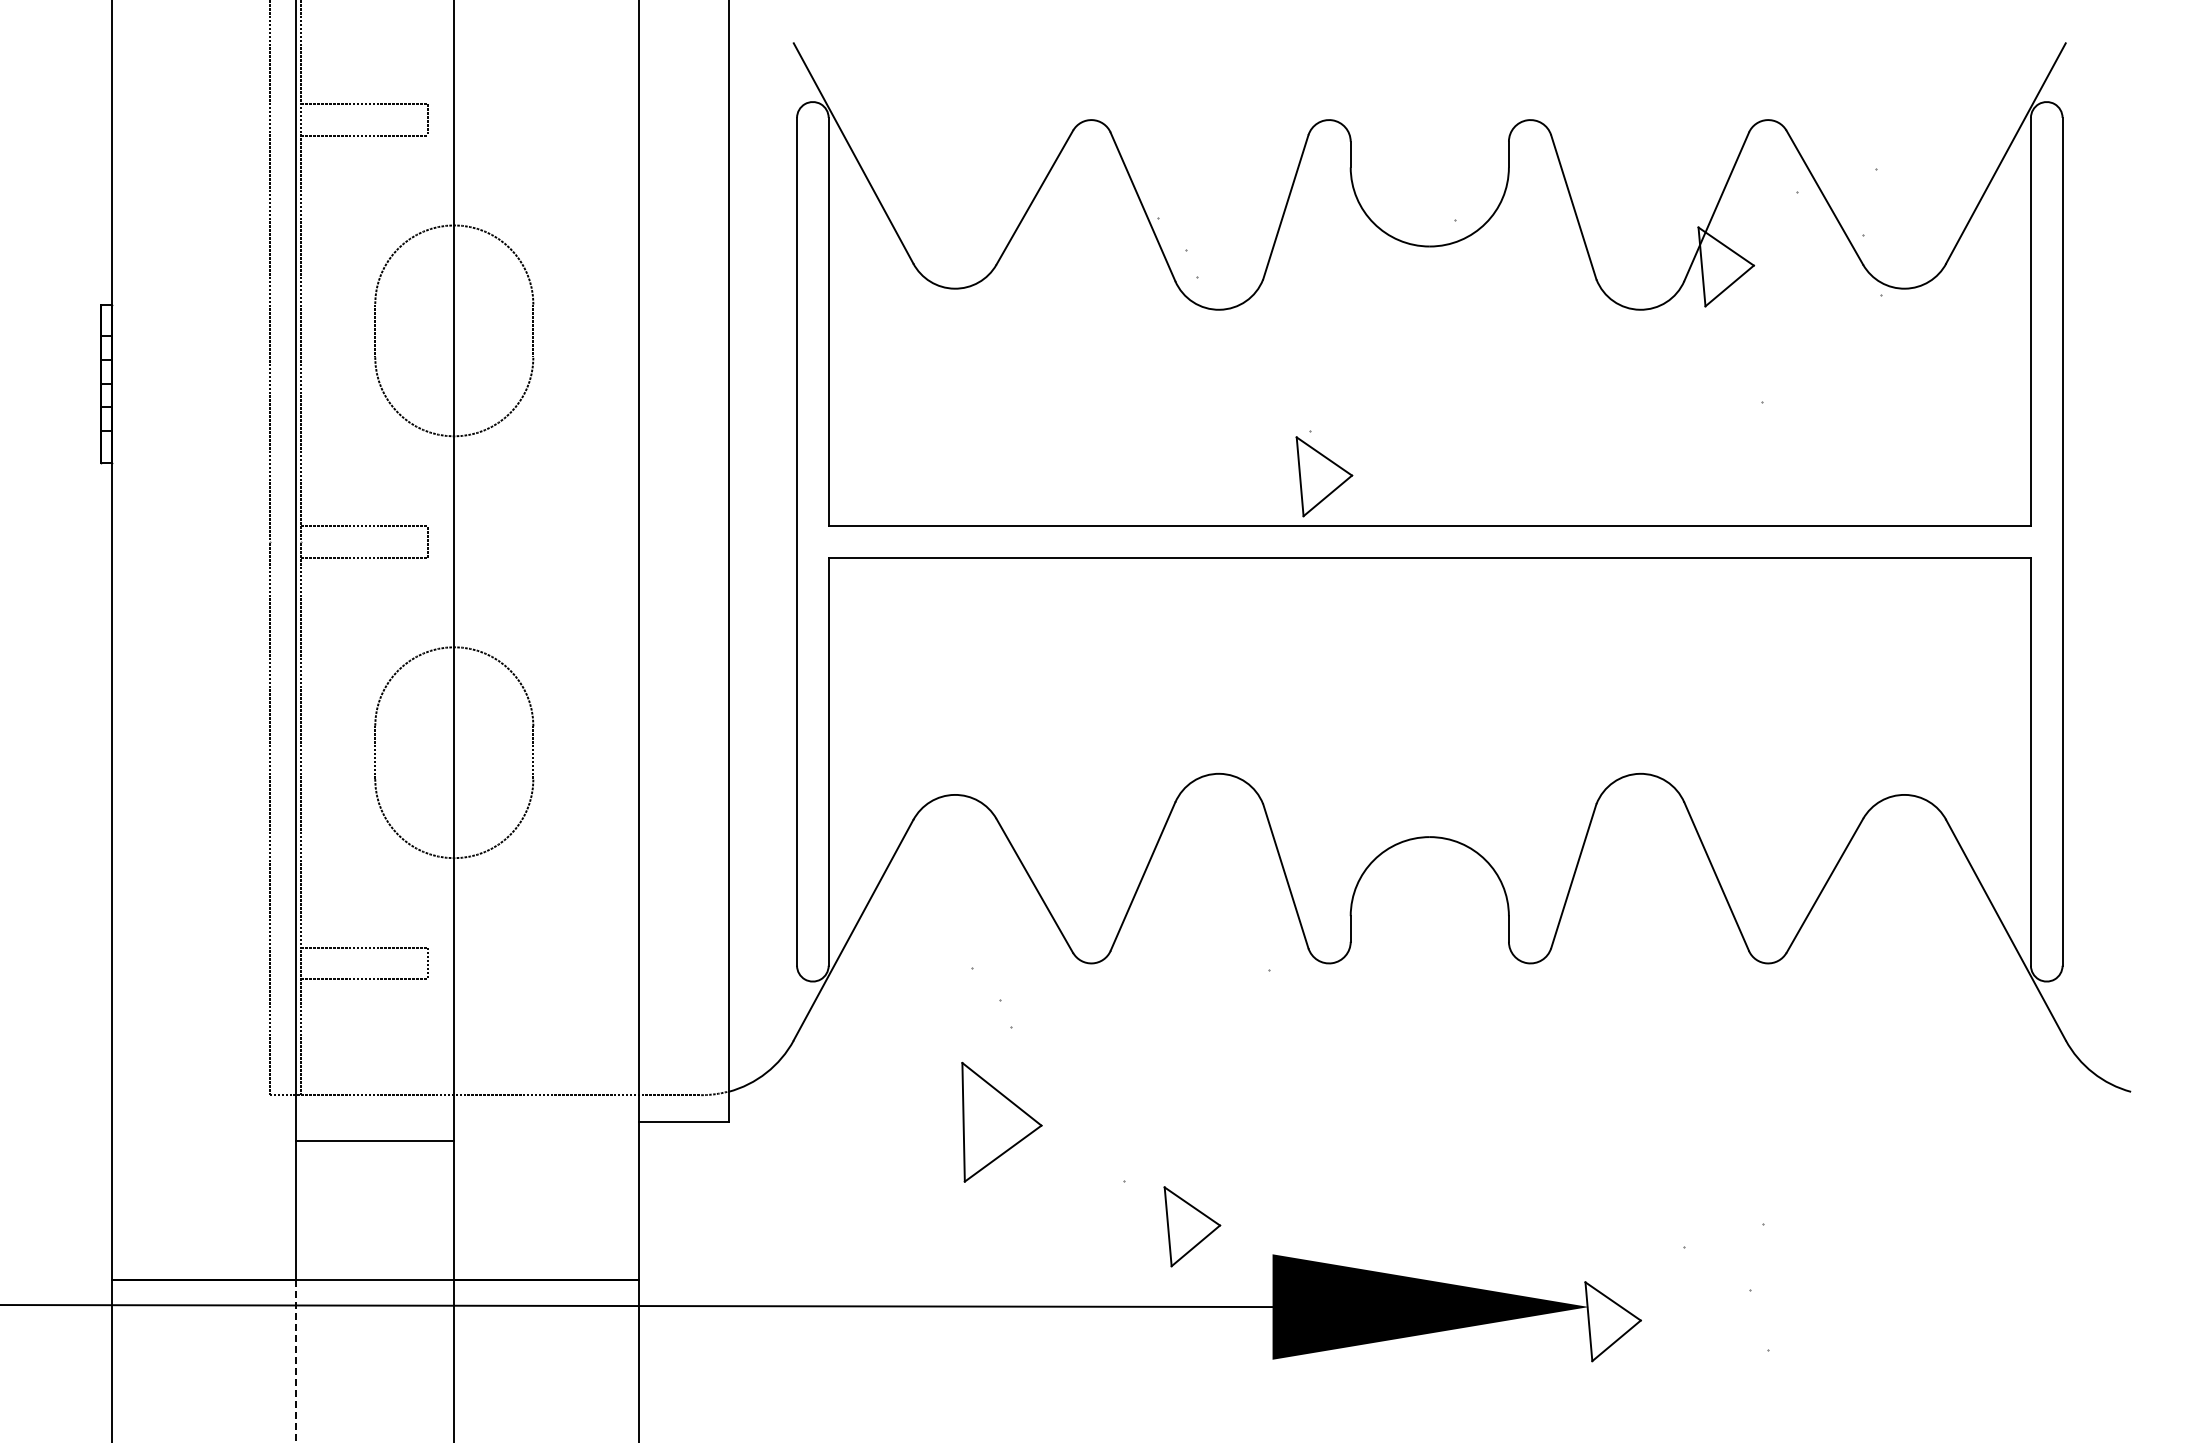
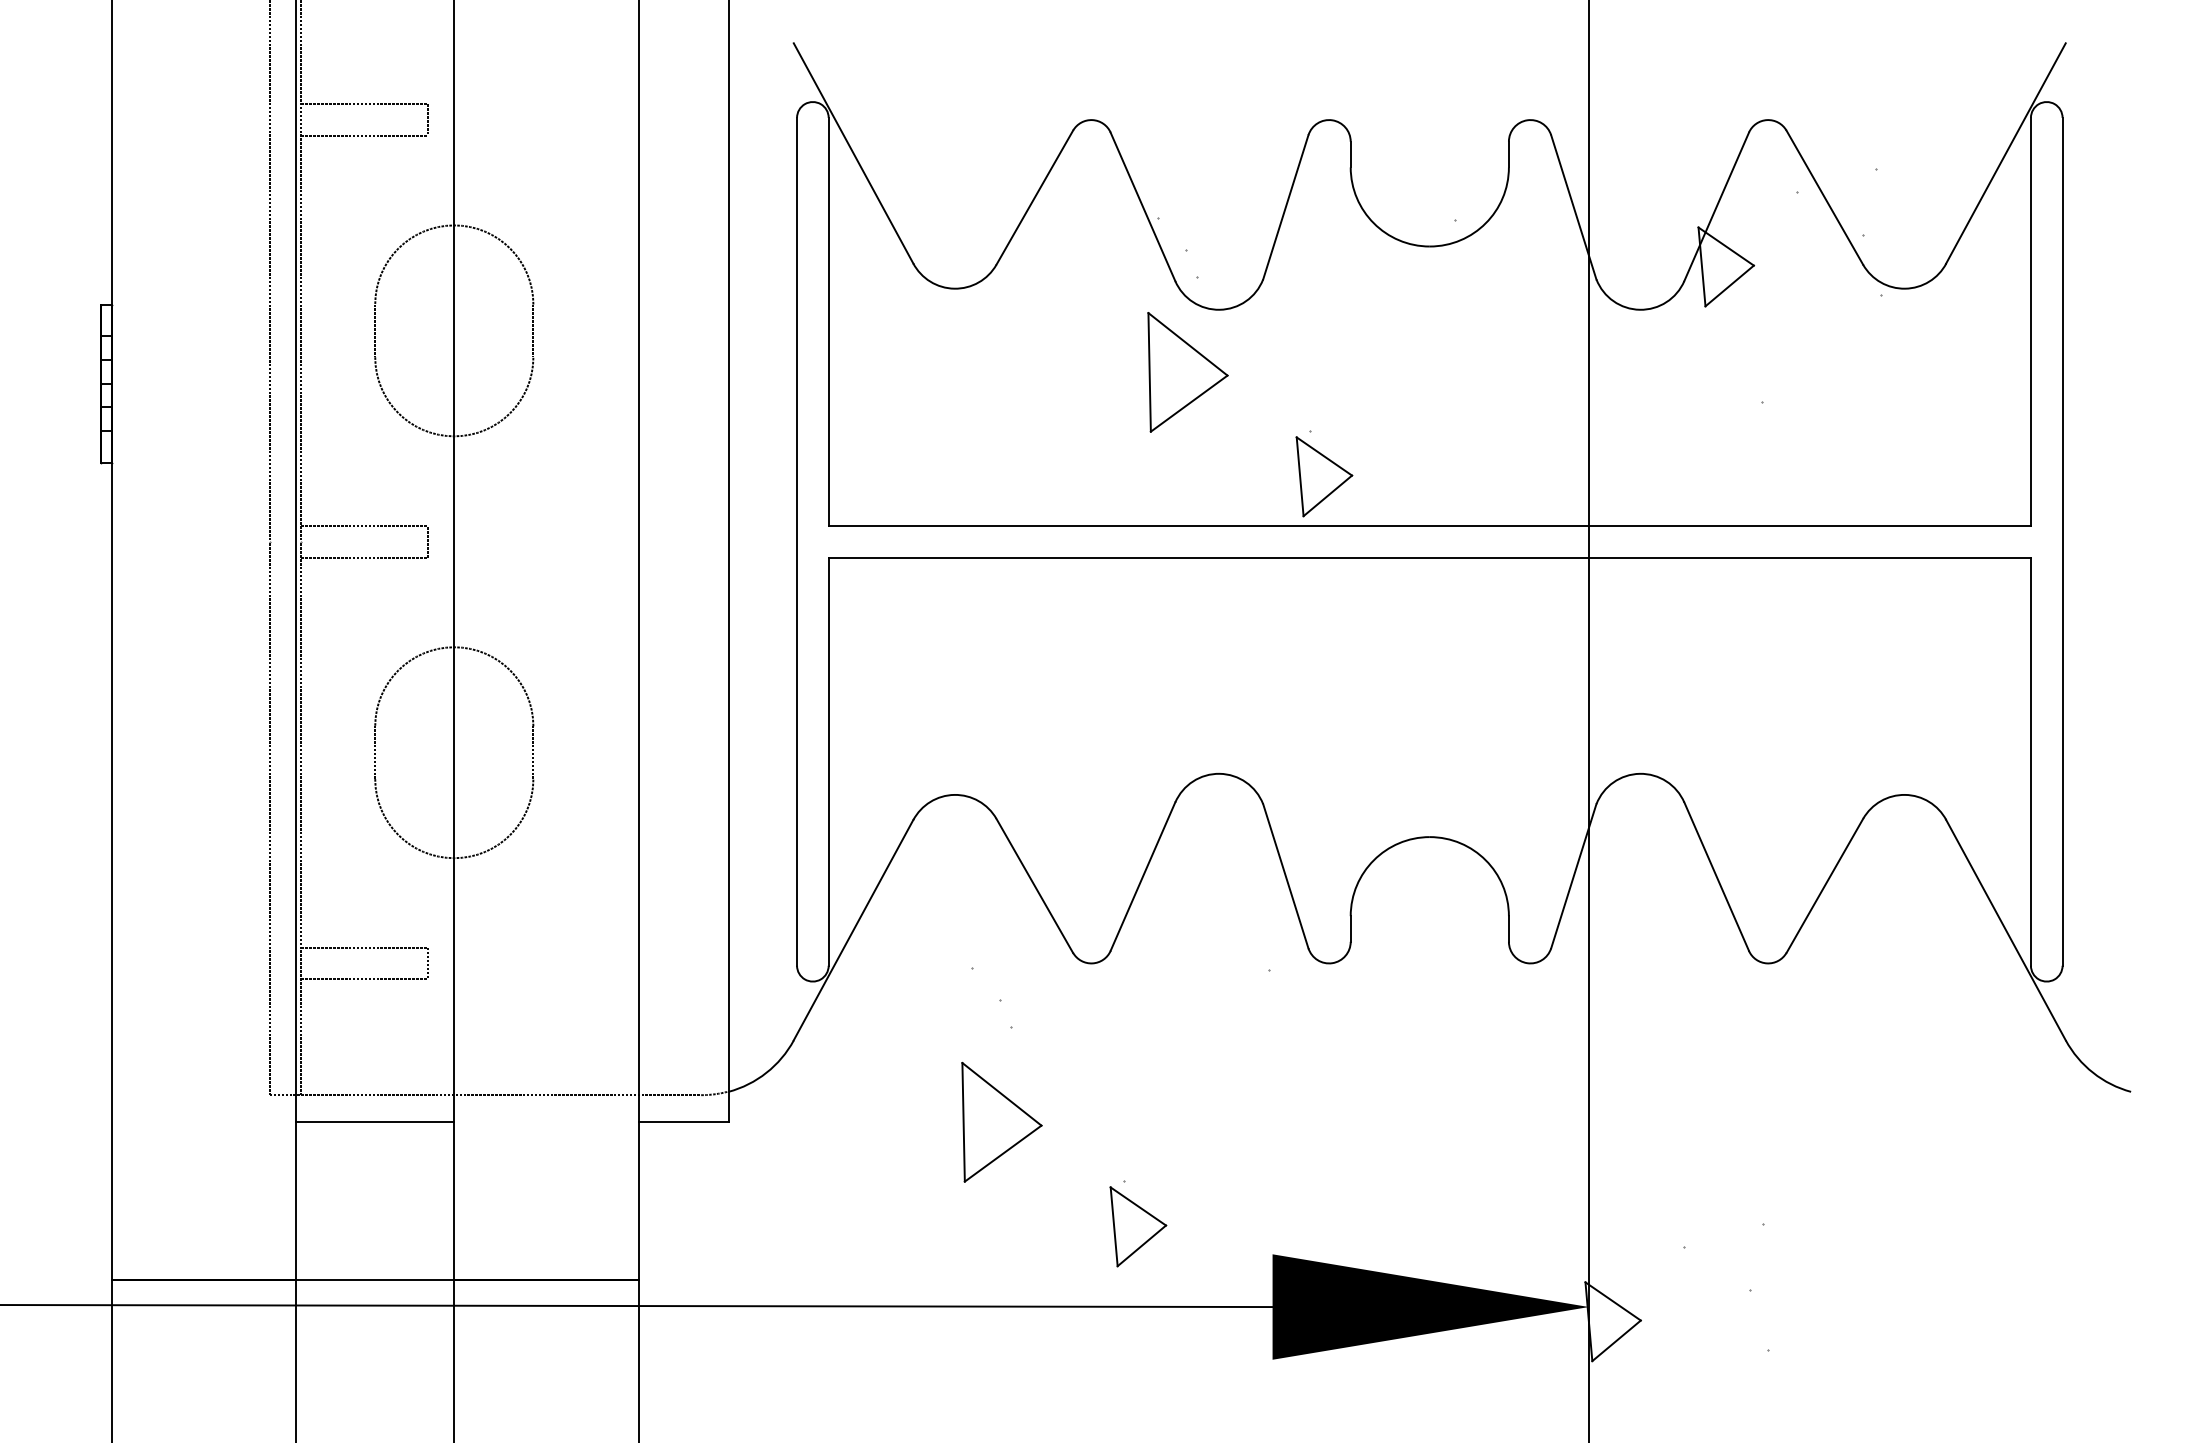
part: none -> present (1187, 372)
line: none -> present (1588, 720)
line position: (375, 1140) -> (375, 1121) (375, 1121)
part position: (1192, 1226) -> (1138, 1226) (1138, 1226)
line: dashed -> solid (296, 1361)
